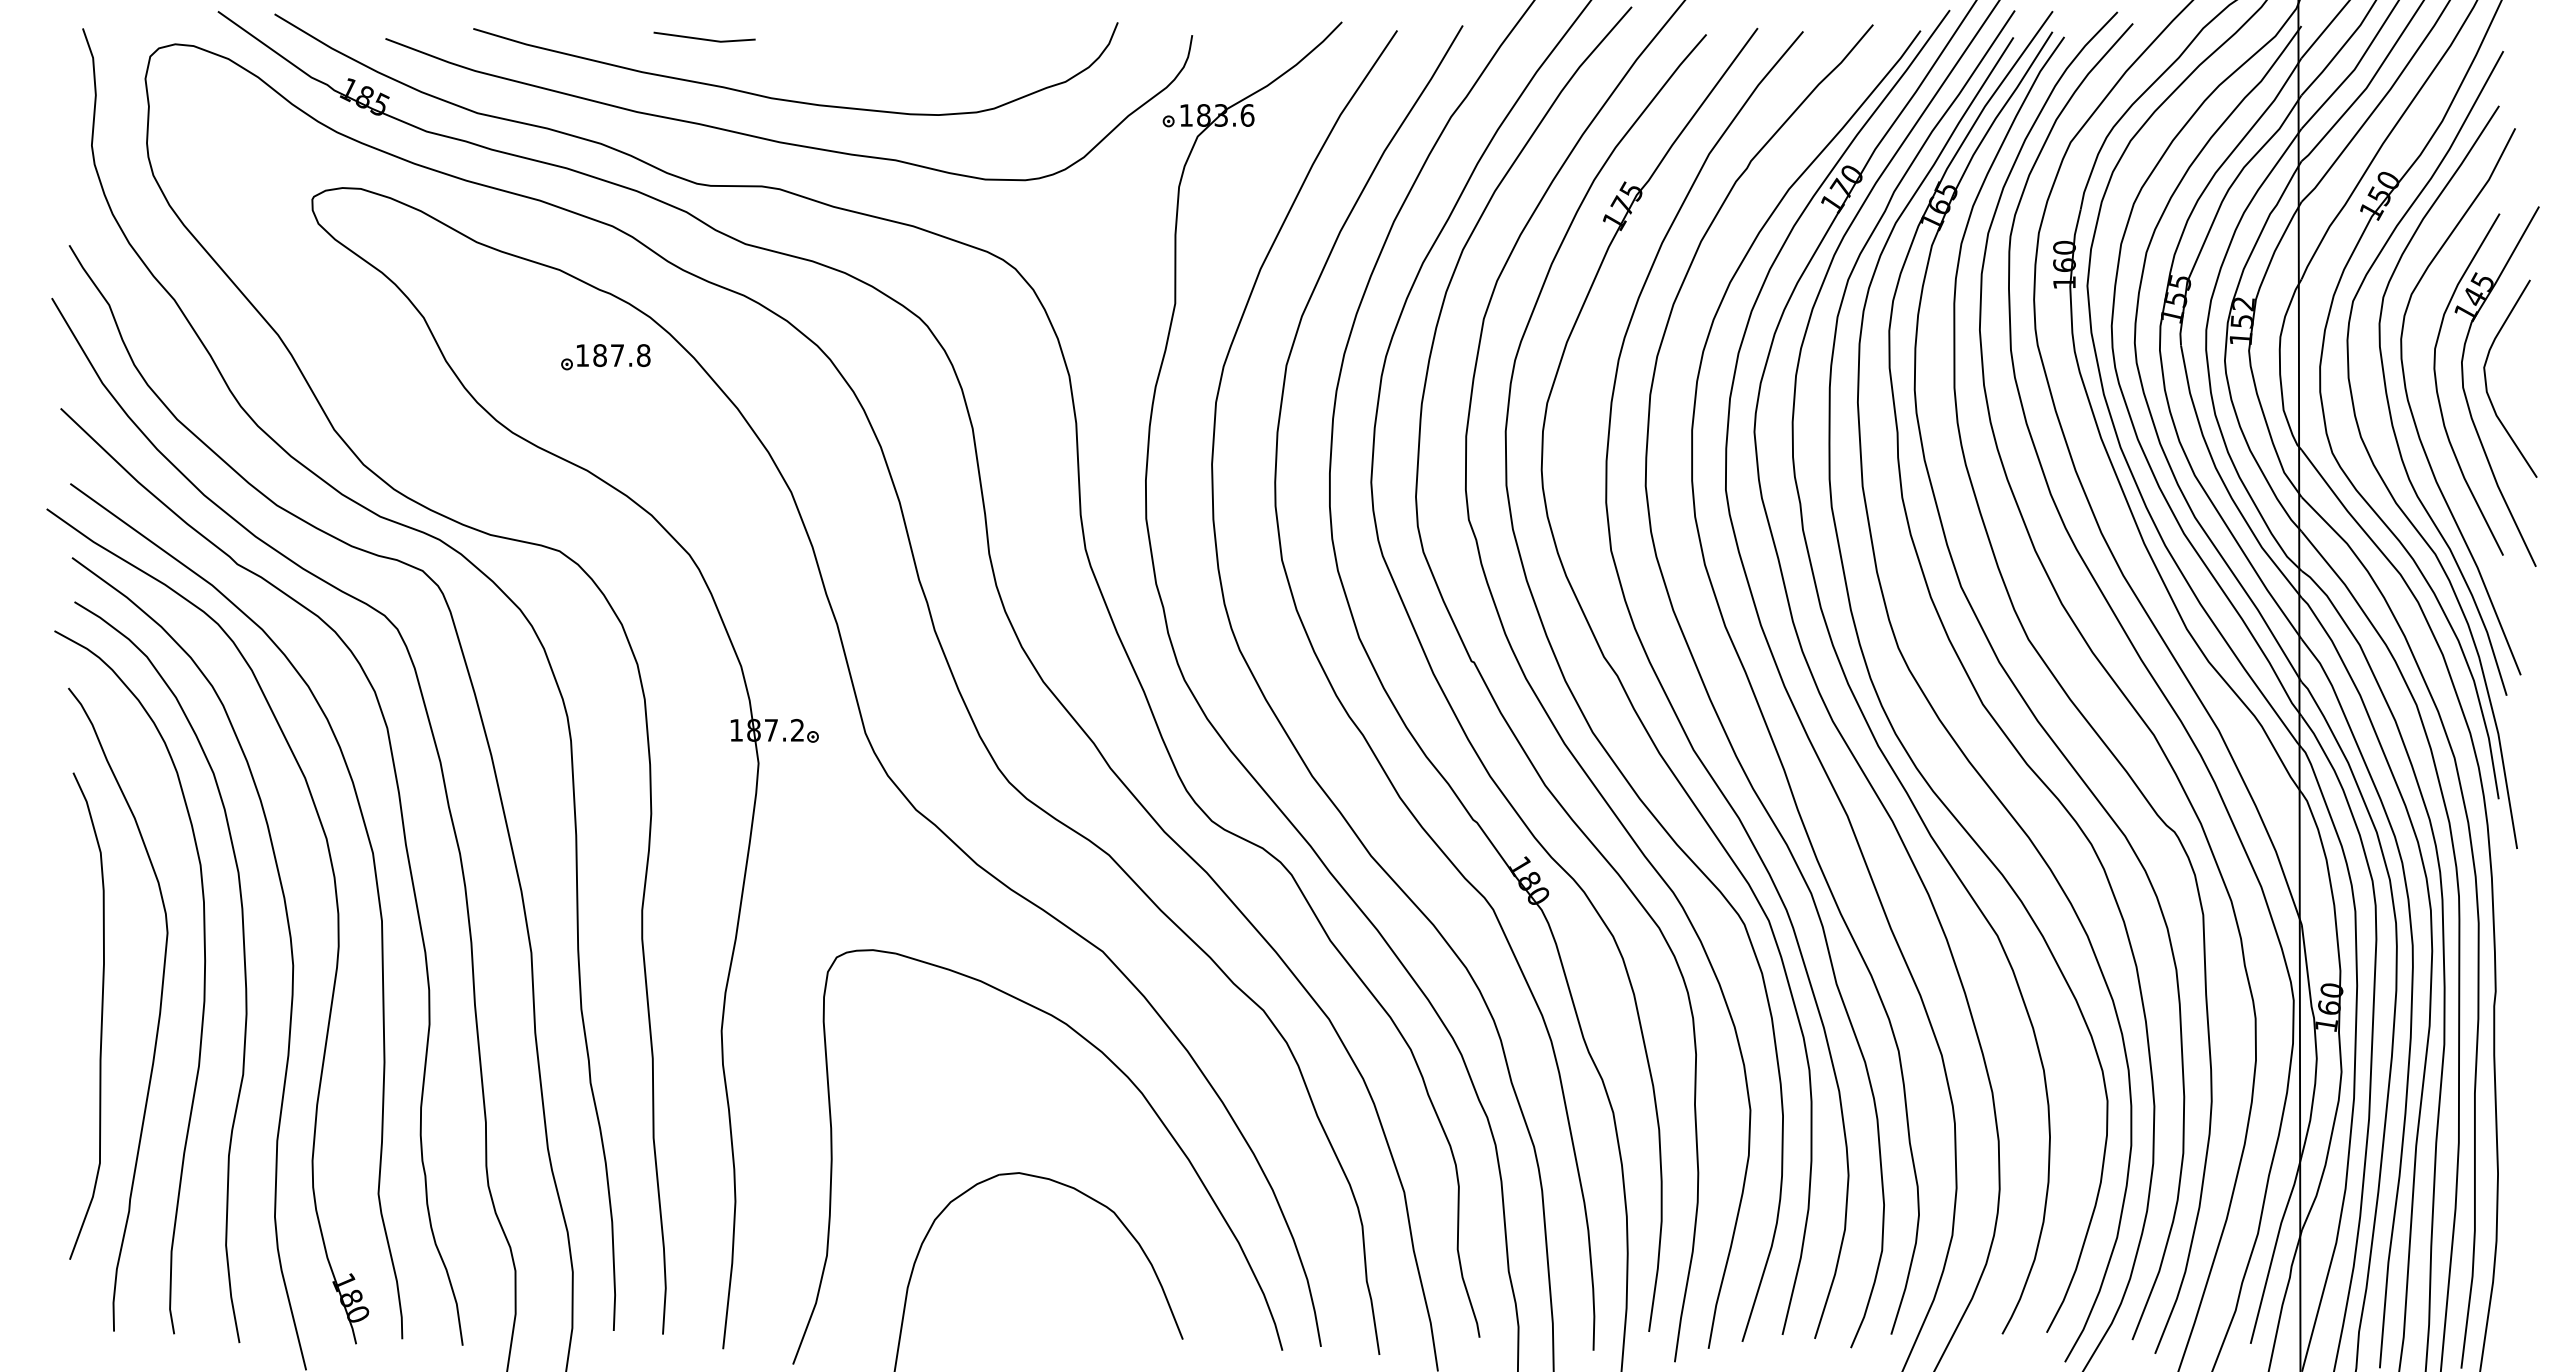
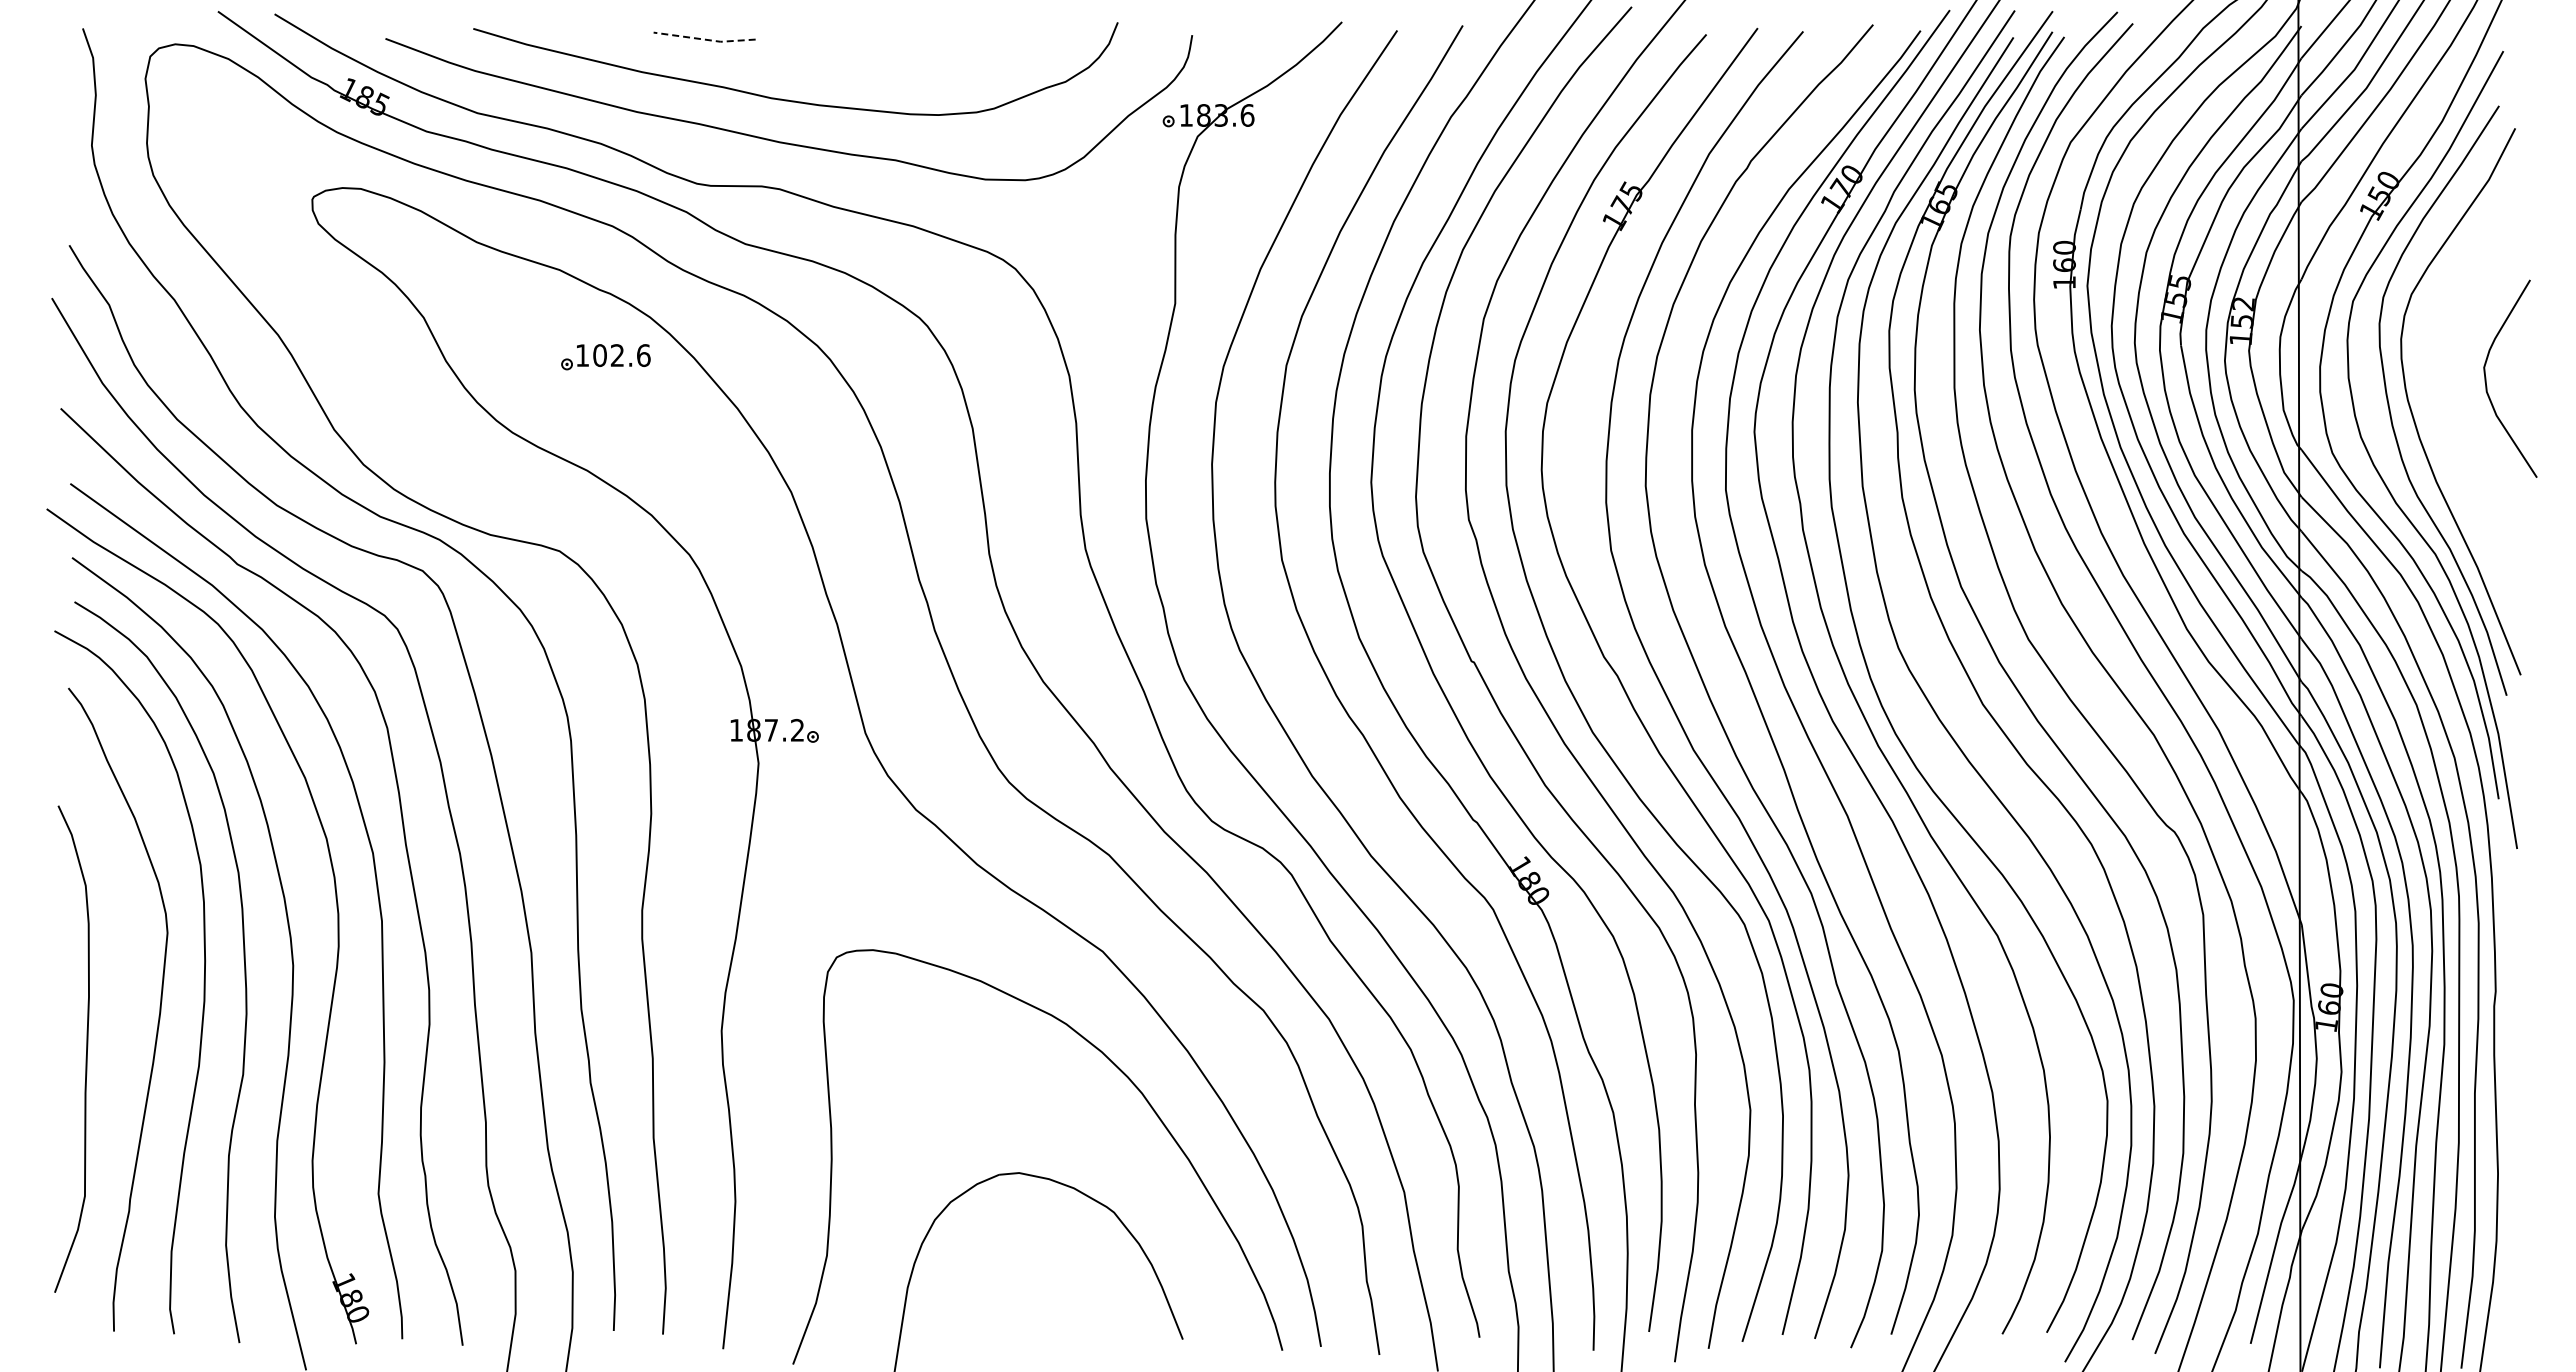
line: solid -> dashed (704, 39)
text: 187.8 -> 102.6 (621, 355)
part: present -> none (2465, 391)
curve position: (101, 1015) -> (86, 1048) (86, 1048)
